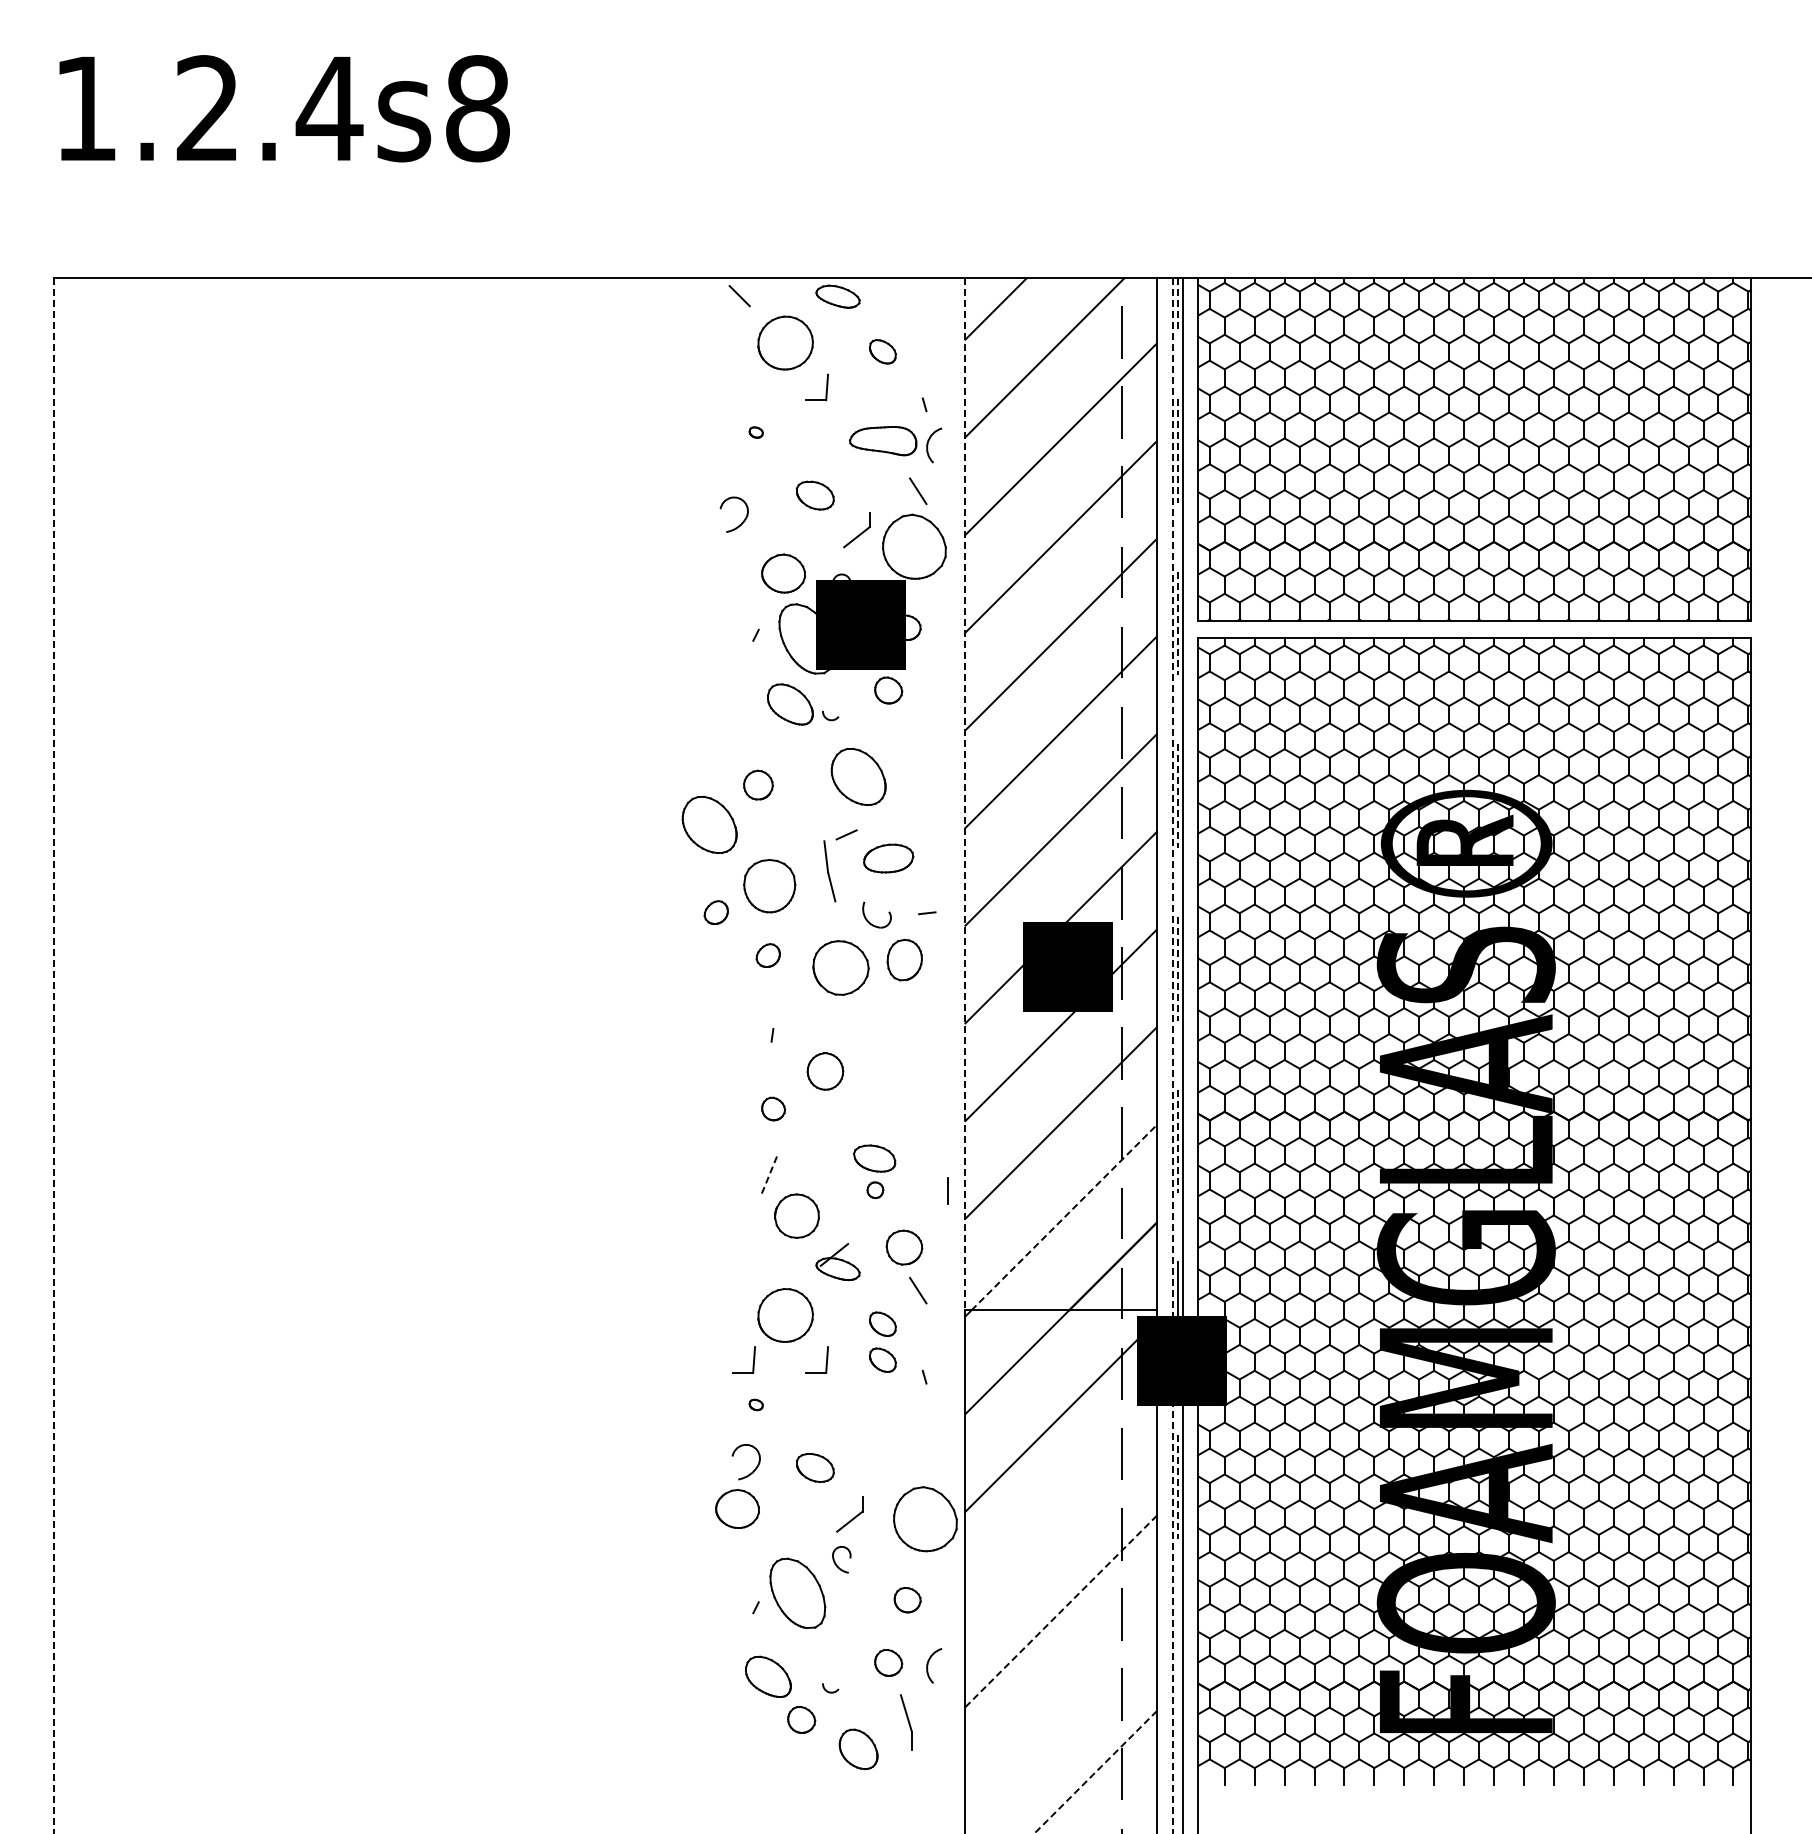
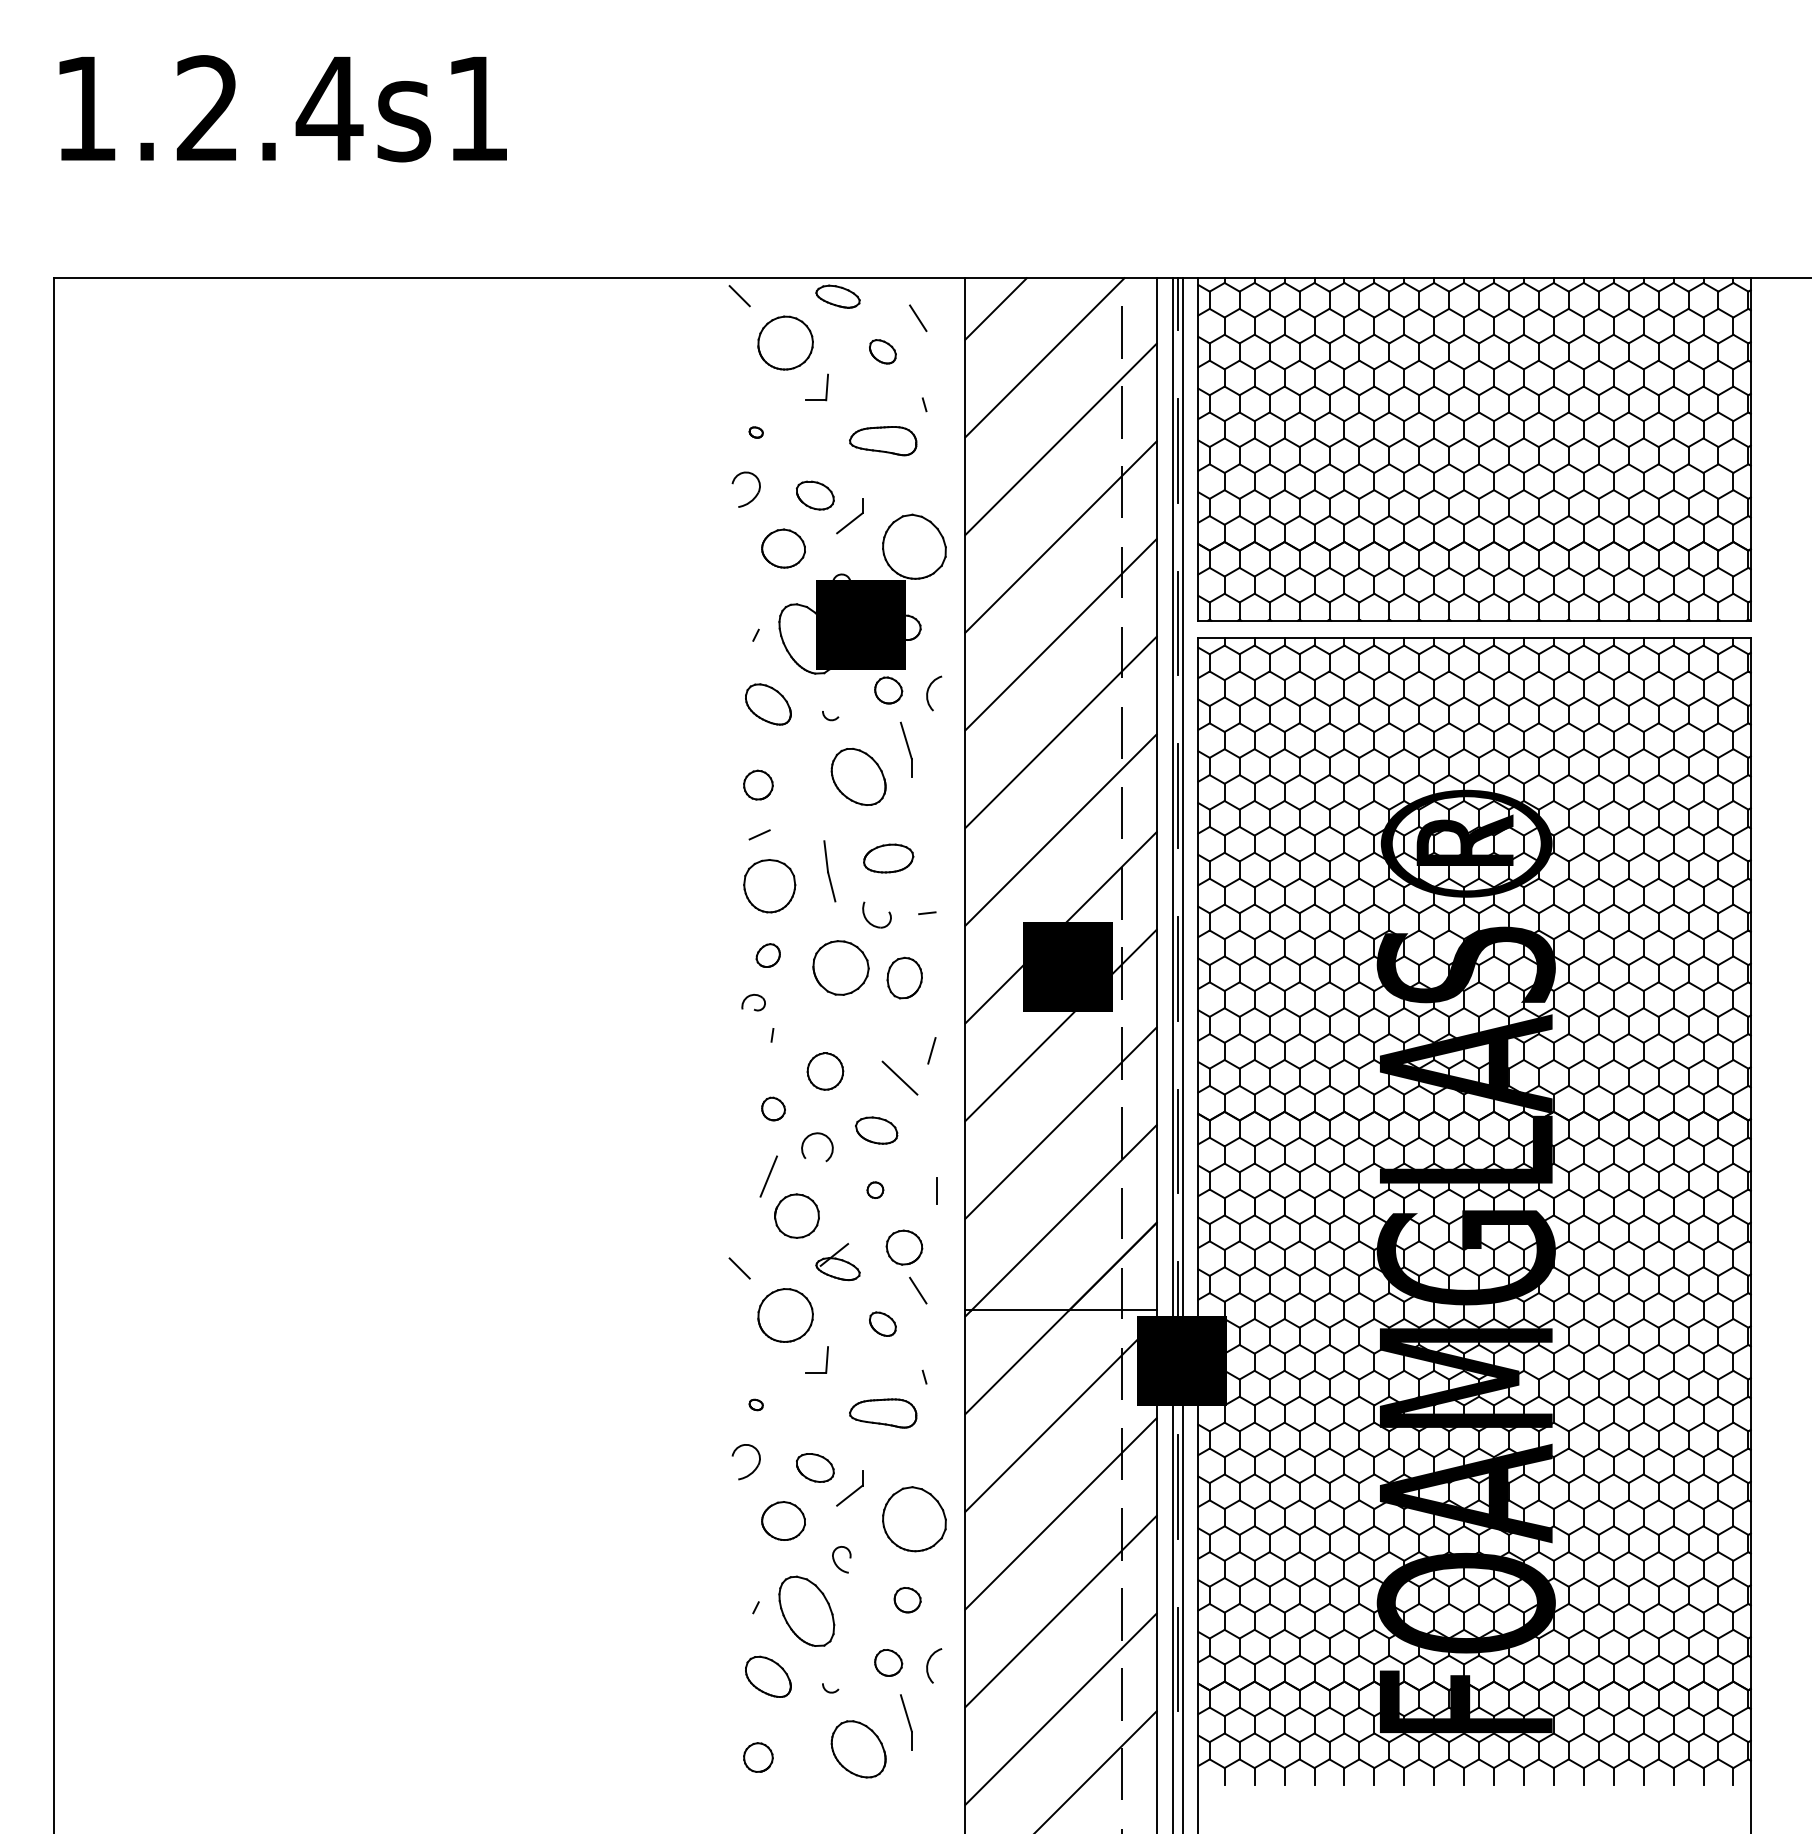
text: 1.2.4s8 -> 1.2.4s1 (477, 108)
line: dashed -> solid (1178, 304)
arc position: (928, 445) -> (928, 693) (928, 693)
line: dashed -> solid (1178, 450)
line position: (918, 490) -> (918, 317) (918, 317)
part position: (741, 522) -> (753, 497) (753, 497)
part position: (856, 530) -> (849, 516) (849, 516)
part position: (783, 573) -> (783, 548) (783, 548)
line: dashed -> solid (1178, 623)
part position: (790, 704) -> (768, 704) (768, 704)
part: none -> present (905, 749)
line: dashed -> solid (965, 794)
line: dashed -> solid (1178, 796)
part: present -> none (709, 824)
line position: (846, 834) -> (759, 834) (759, 834)
part: present -> none (715, 912)
part position: (904, 959) -> (904, 977) (904, 977)
line: dashed -> solid (1178, 968)
part: none -> present (754, 1008)
line: none -> present (931, 1050)
line: dashed -> solid (54, 1055)
line: dashed -> solid (1172, 1055)
line: none -> present (899, 1077)
arc: none -> present (817, 1134)
line: dashed -> solid (1178, 1141)
part position: (874, 1158) -> (876, 1130) (876, 1130)
line: dashed -> solid (768, 1176)
line position: (947, 1190) -> (936, 1190) (936, 1190)
line: dashed -> solid (1064, 1217)
line: none -> present (739, 1268)
part: present -> none (753, 1359)
part: present -> none (882, 1359)
part: none -> present (883, 1413)
line: dashed -> solid (1178, 1486)
part position: (737, 1508) -> (783, 1520) (783, 1520)
line: none -> present (1060, 1513)
part position: (849, 1514) -> (849, 1488) (849, 1488)
part position: (925, 1519) -> (914, 1519) (914, 1519)
part position: (797, 1592) -> (806, 1610) (806, 1610)
line: dashed -> solid (1061, 1611)
line: none -> present (1178, 1659)
line: none -> present (1060, 1708)
part: present -> none (801, 1719)
part size: 41x42 px -> 57x59 px (858, 1749)
part: none -> present (758, 1757)
line: dashed -> solid (1096, 1771)
